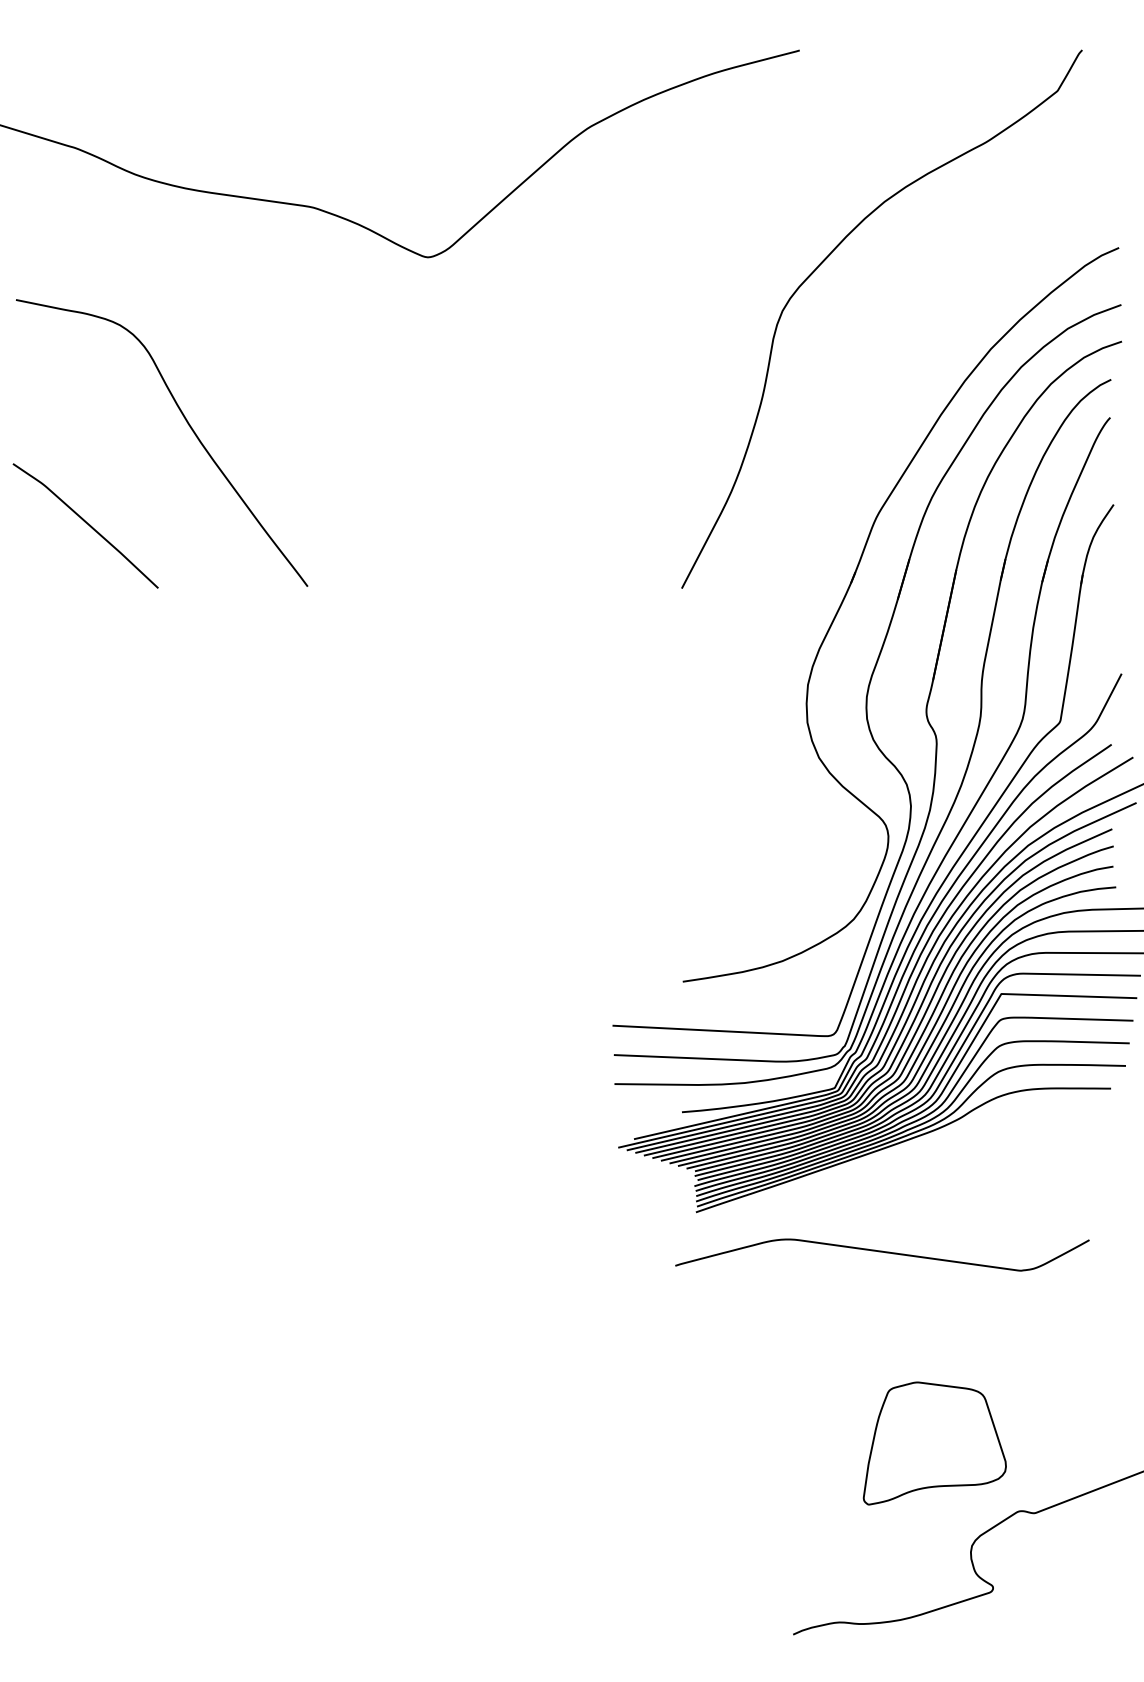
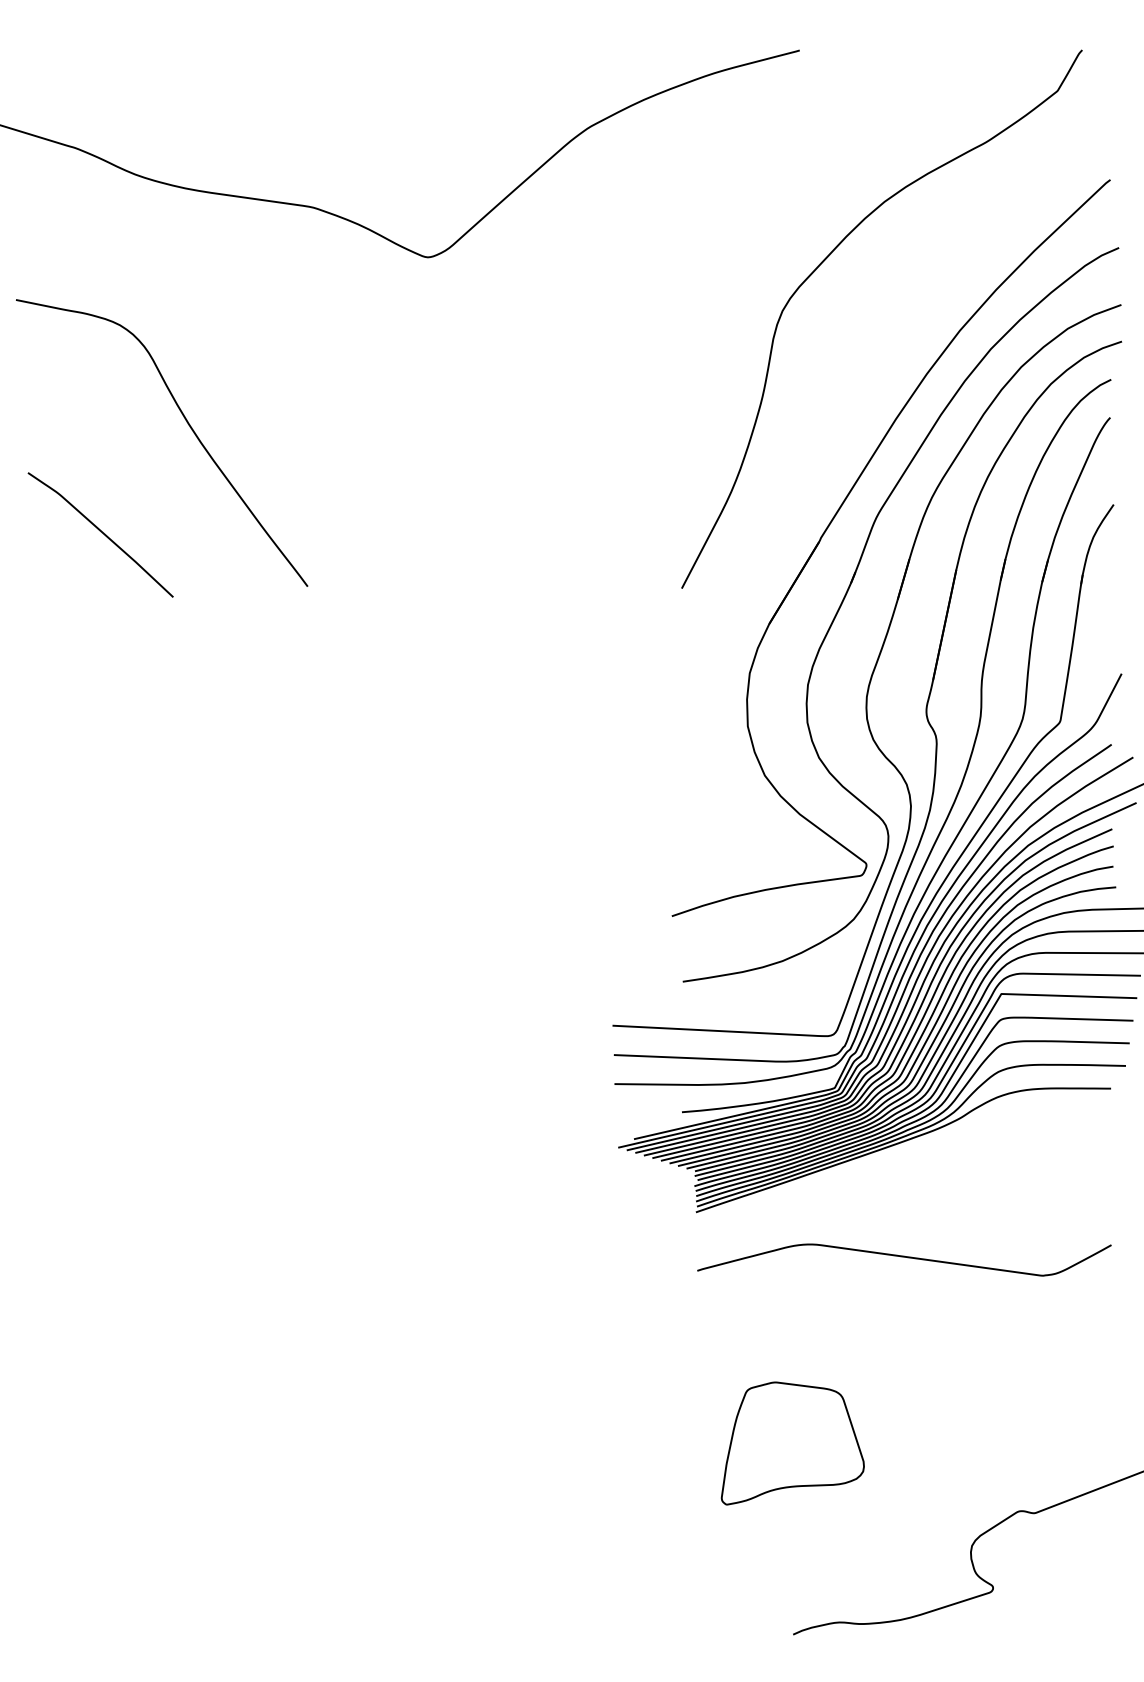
part: none -> present (838, 512)
curve position: (85, 523) -> (100, 532) (100, 532)
curve position: (882, 1252) -> (904, 1257) (904, 1257)
part position: (934, 1443) -> (792, 1443) (792, 1443)
